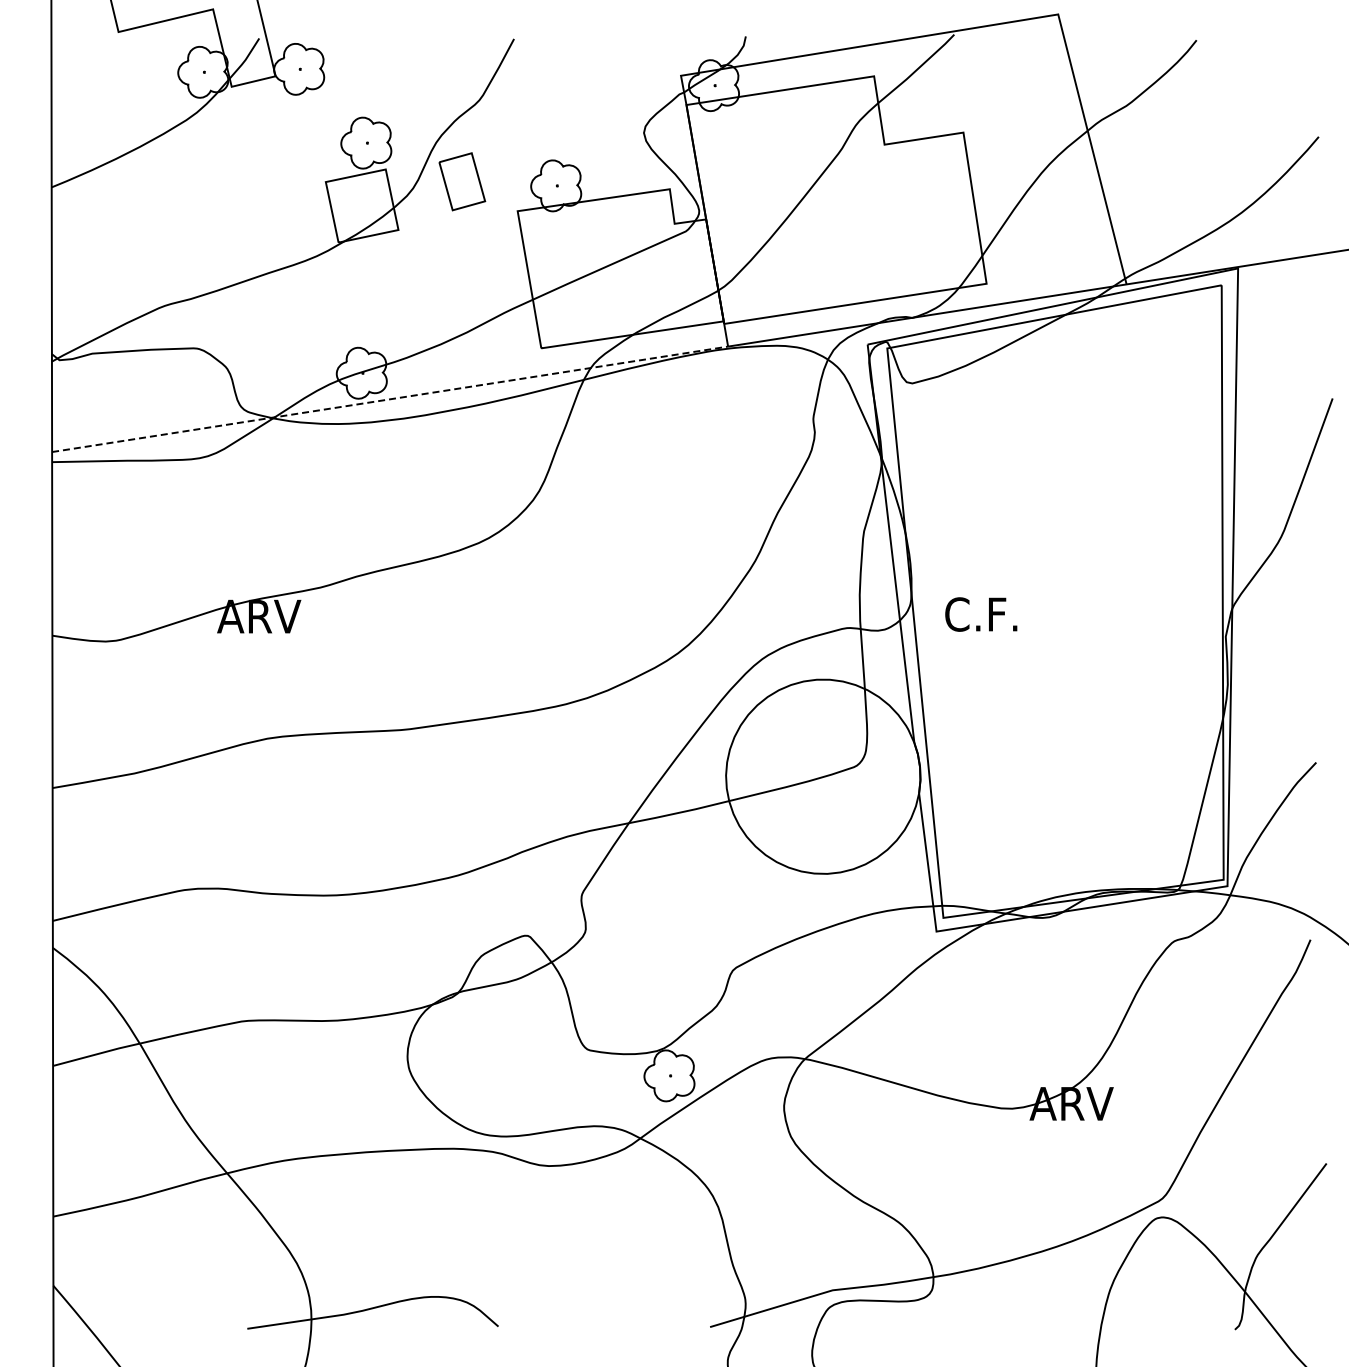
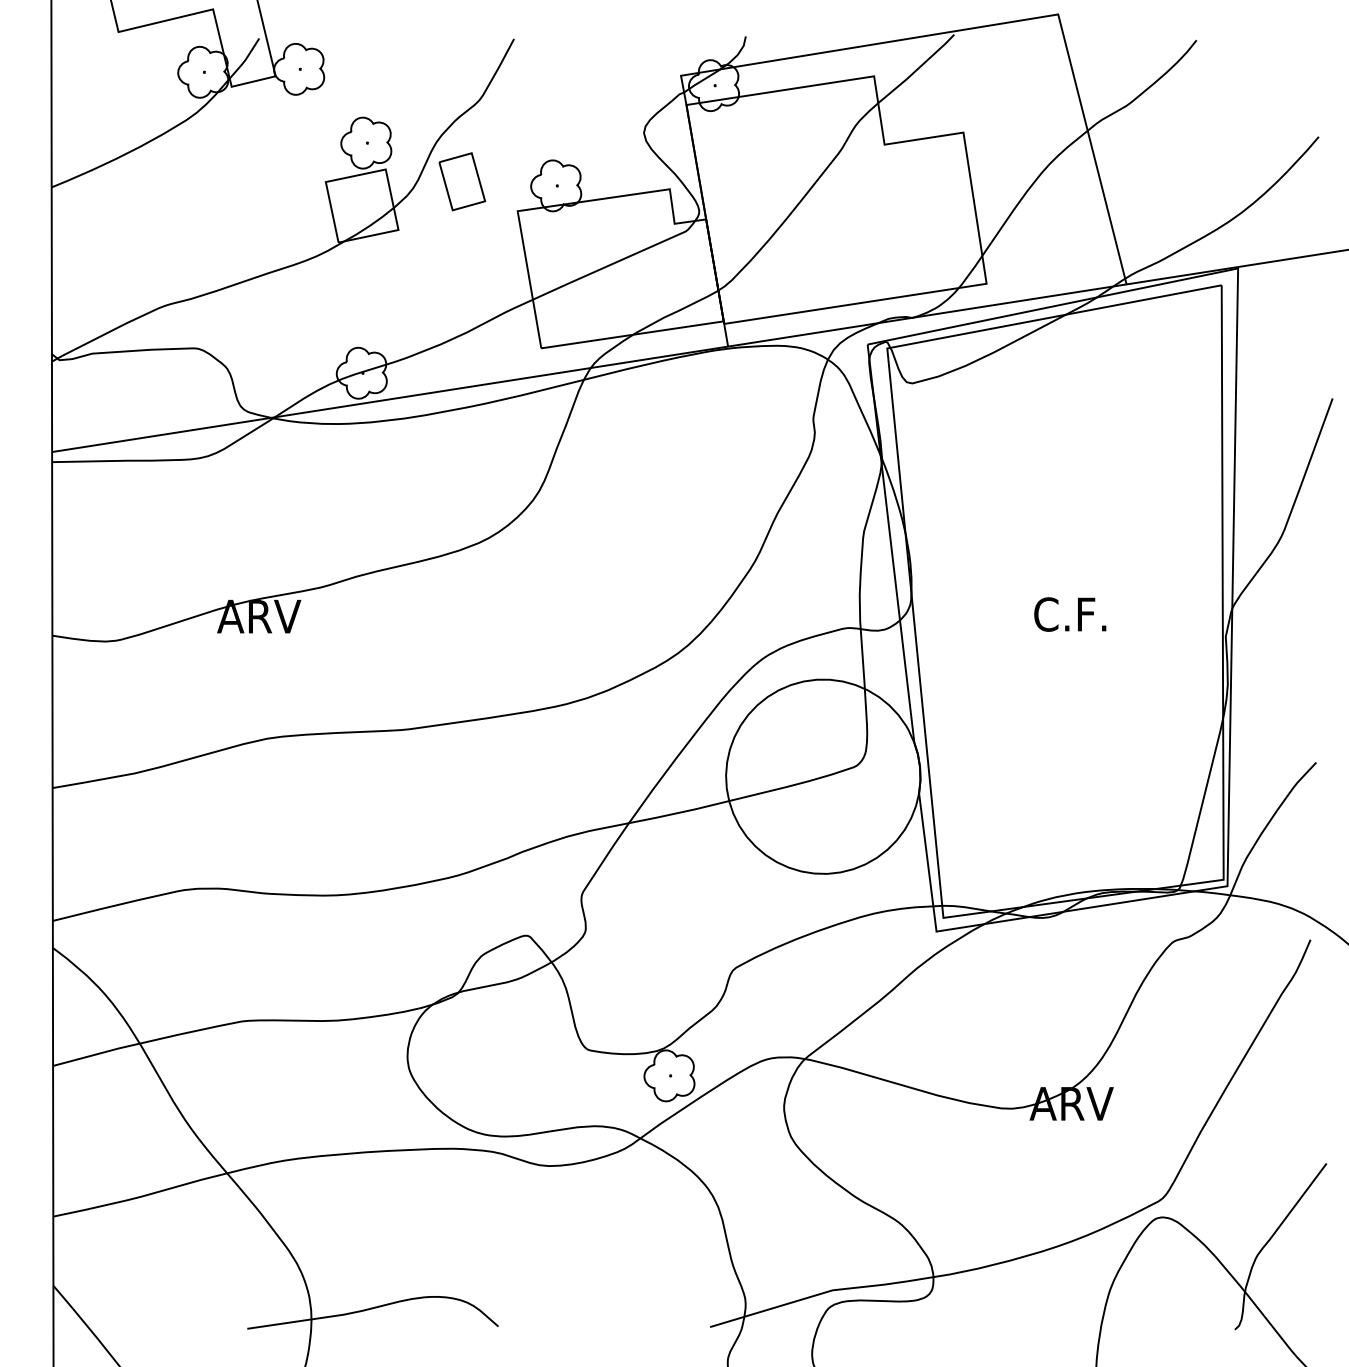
line: dashed -> solid (390, 399)
text position: (981, 614) -> (1070, 614) (1070, 614)
